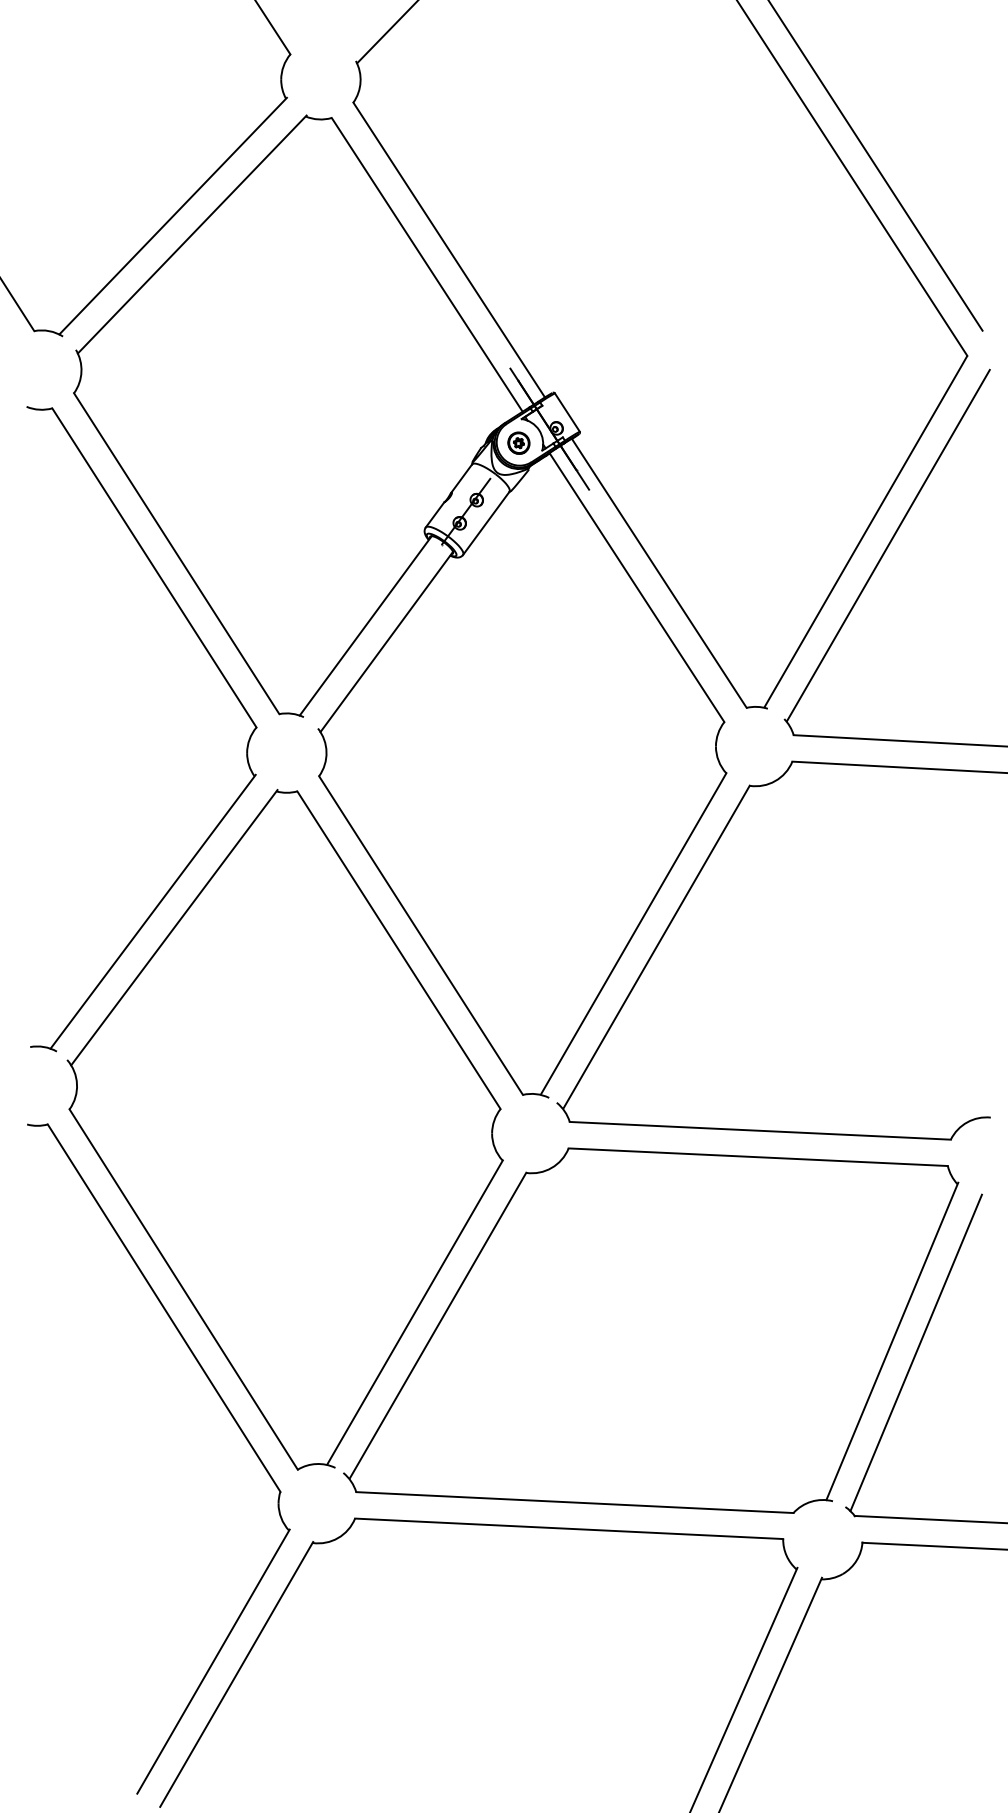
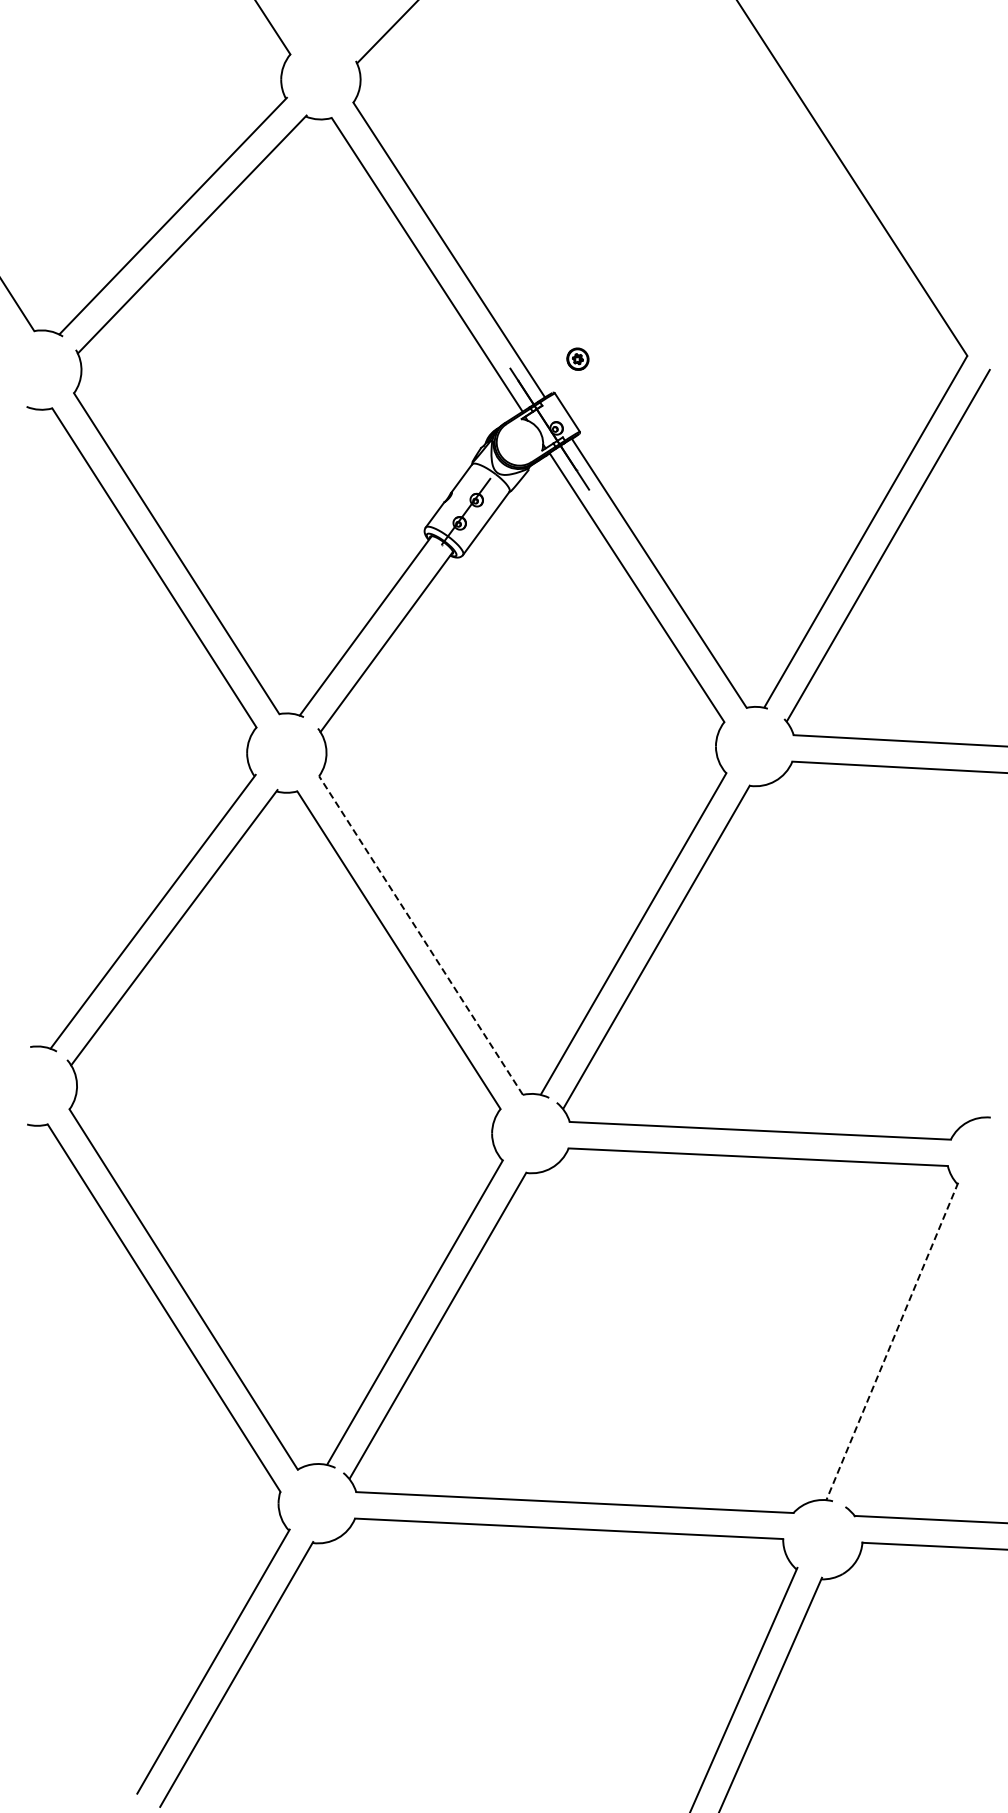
line: present -> none (875, 166)
part position: (518, 442) -> (577, 358) (577, 358)
line: solid -> dashed (420, 935)
line: solid -> dashed (892, 1341)
line: present -> none (915, 1352)
